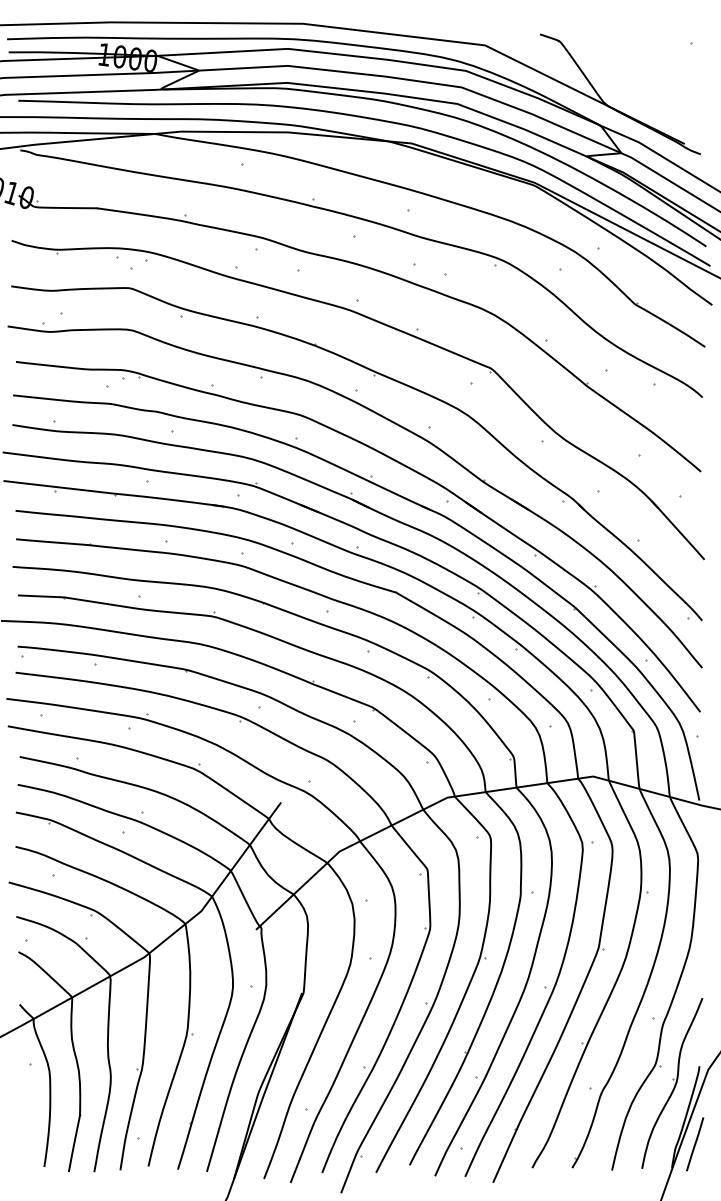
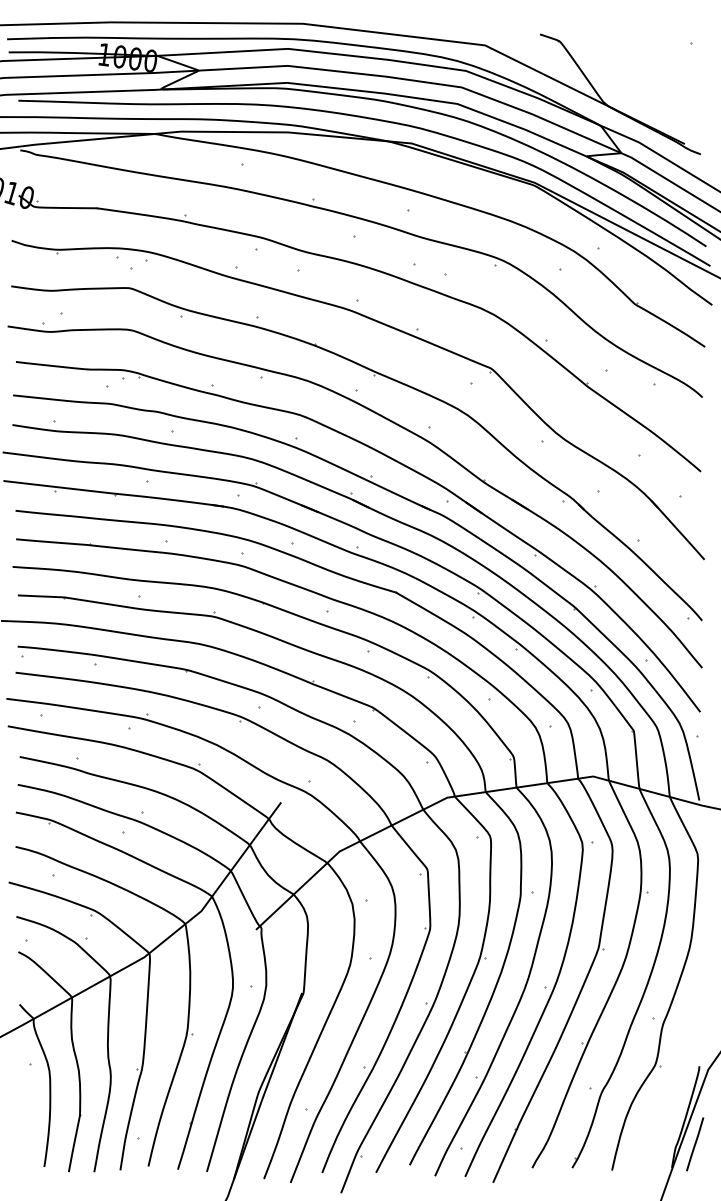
part: present -> none (672, 1083)
